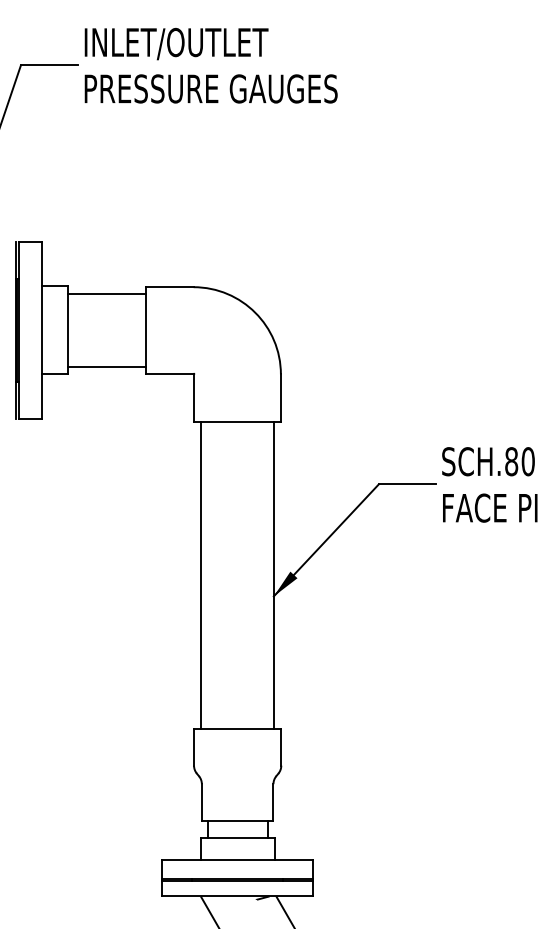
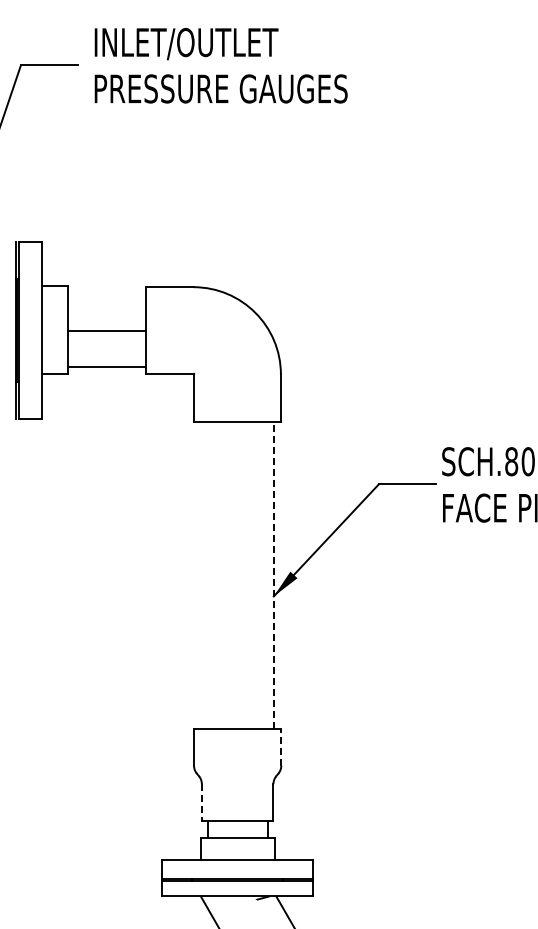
text position: (210, 65) -> (220, 65) (220, 65)
line position: (106, 294) -> (106, 331) (106, 331)
line: present -> none (201, 575)
line: solid -> dashed (273, 575)
line: solid -> dashed (281, 746)
line: solid -> dashed (201, 802)
